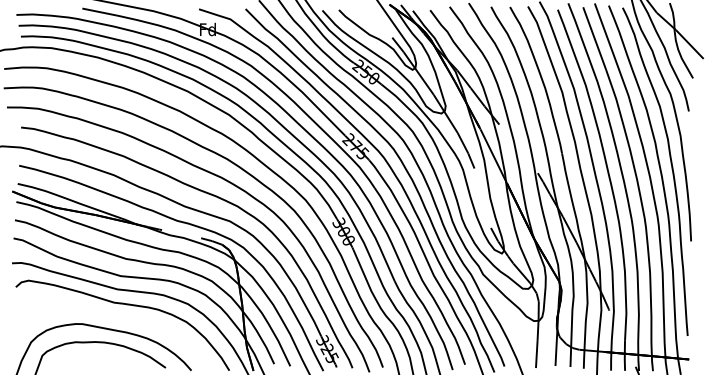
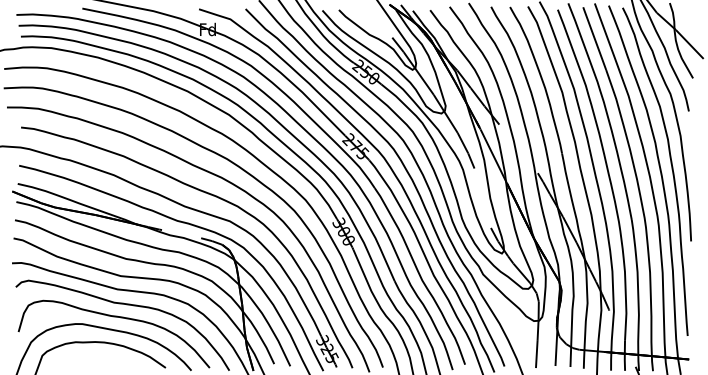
curve: none -> present (113, 317)
